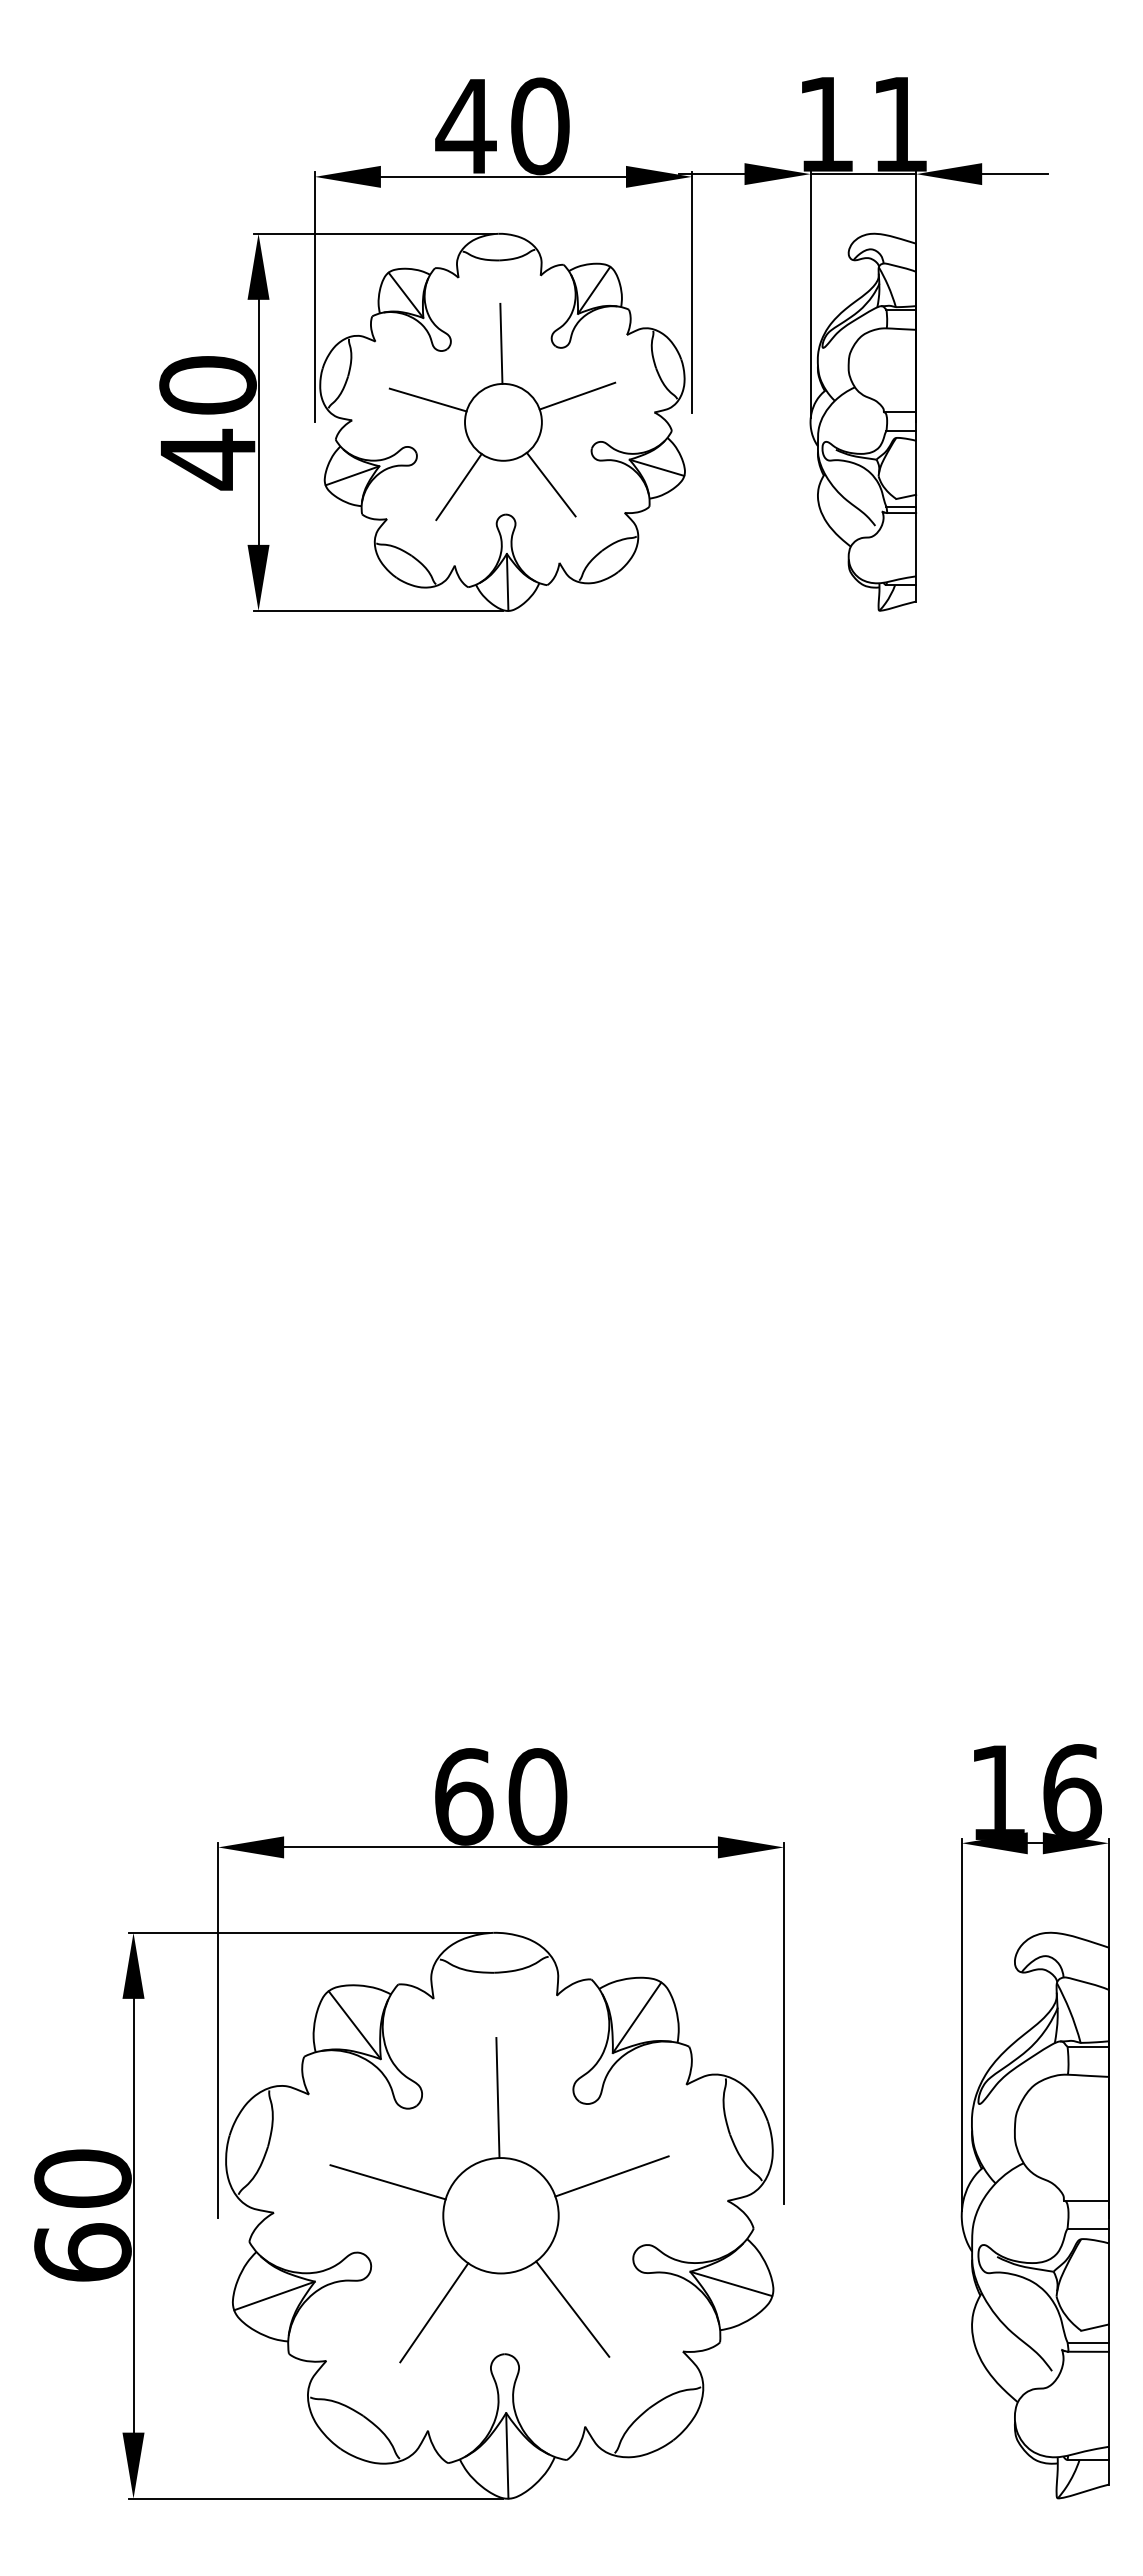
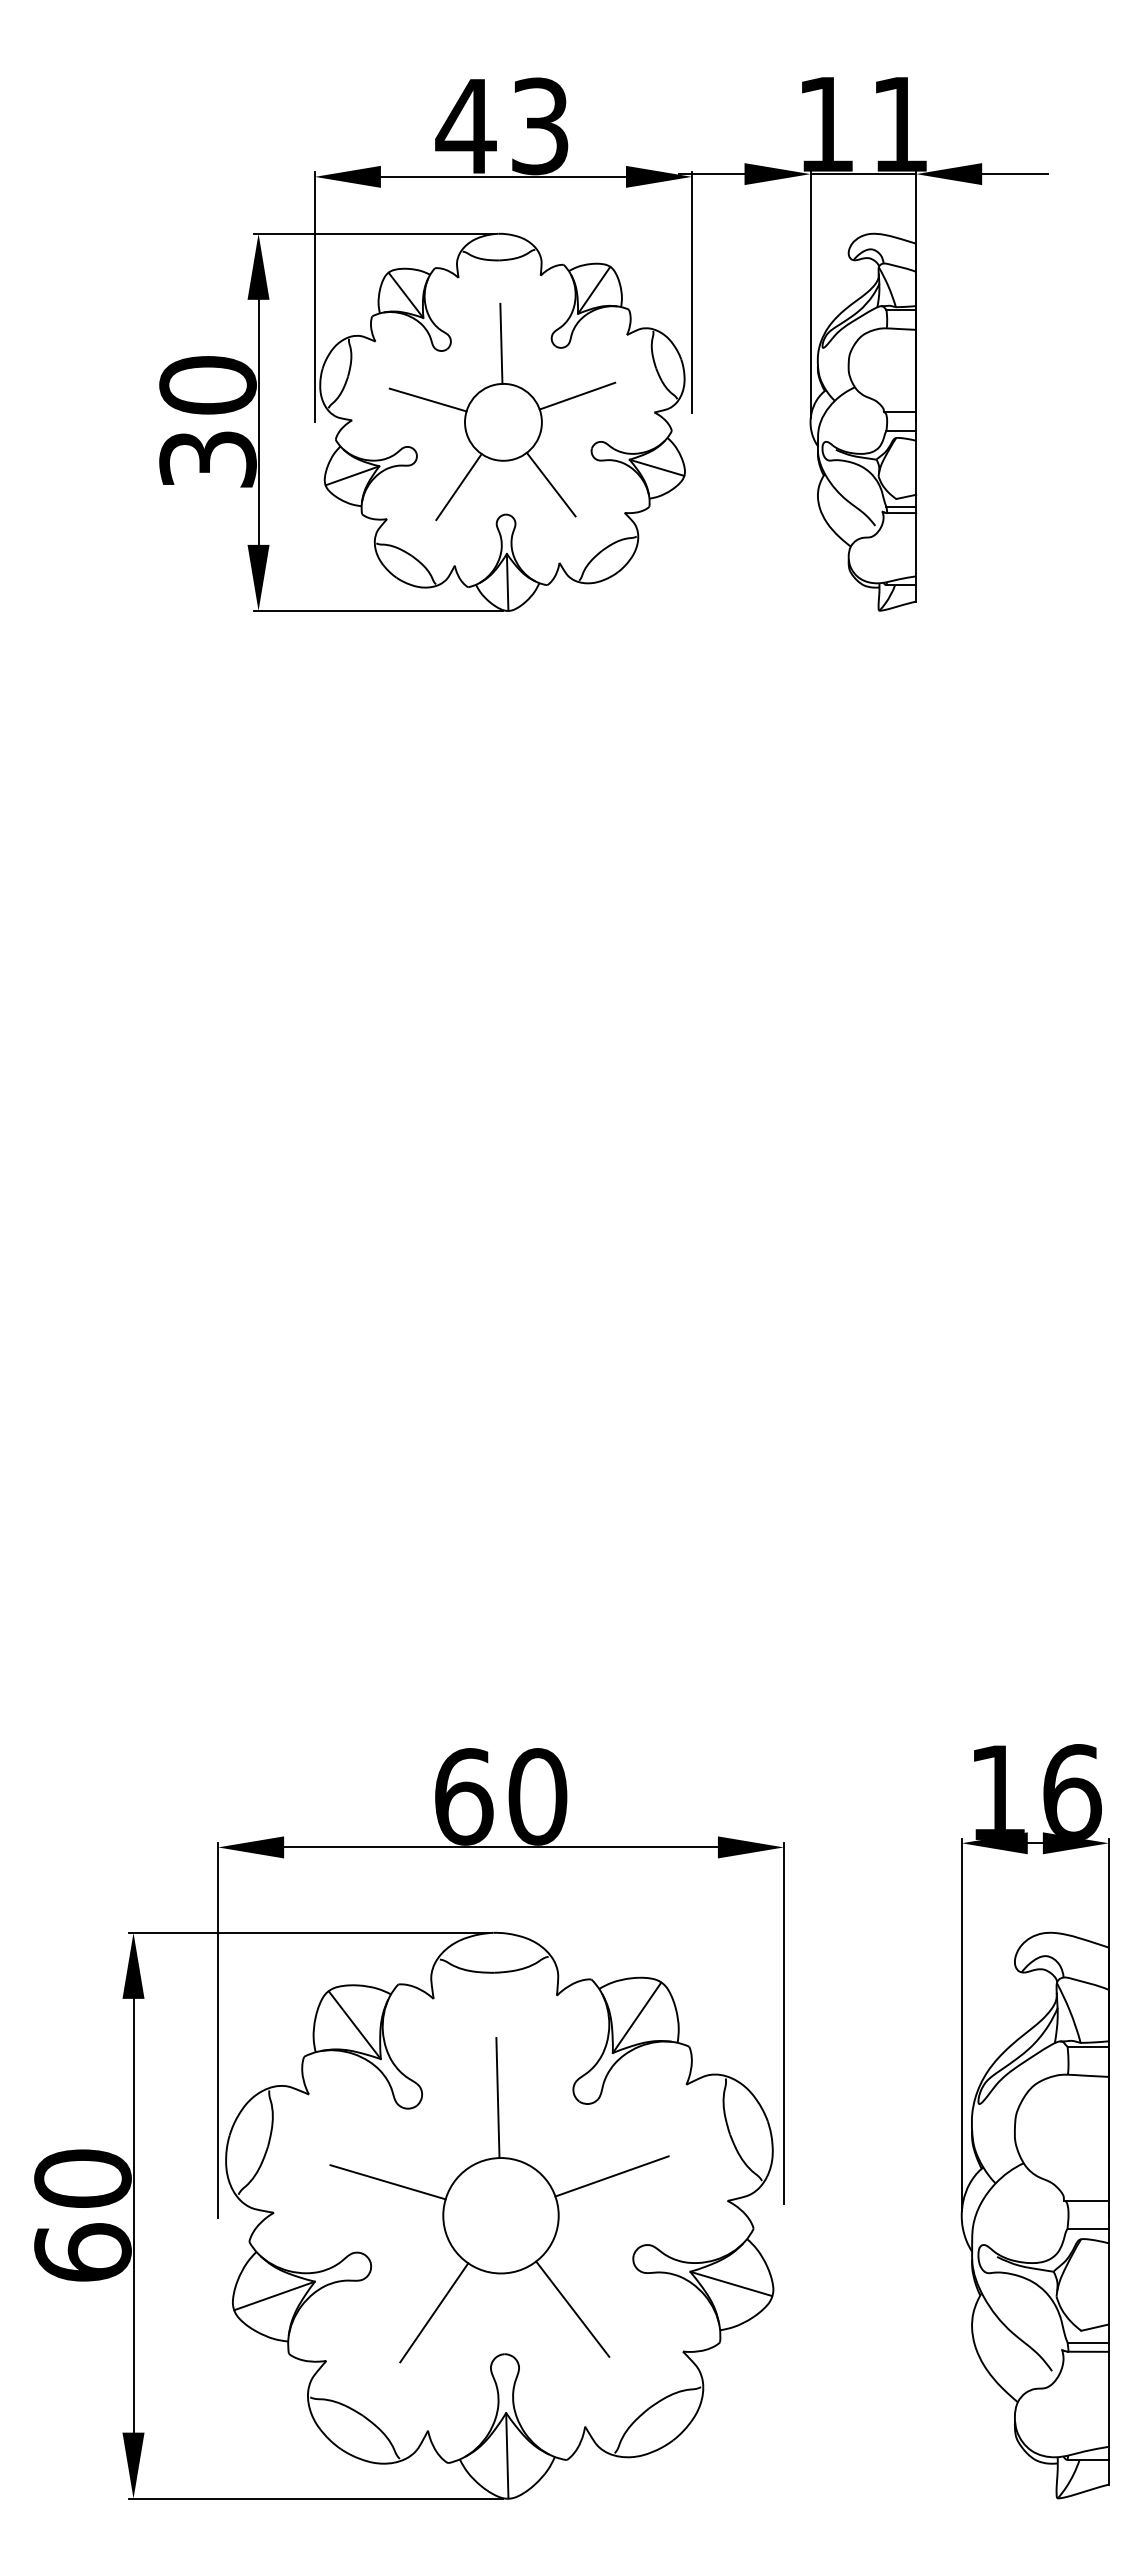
text: 40 -> 43 (540, 126)
text: 40 -> 30 (207, 459)
